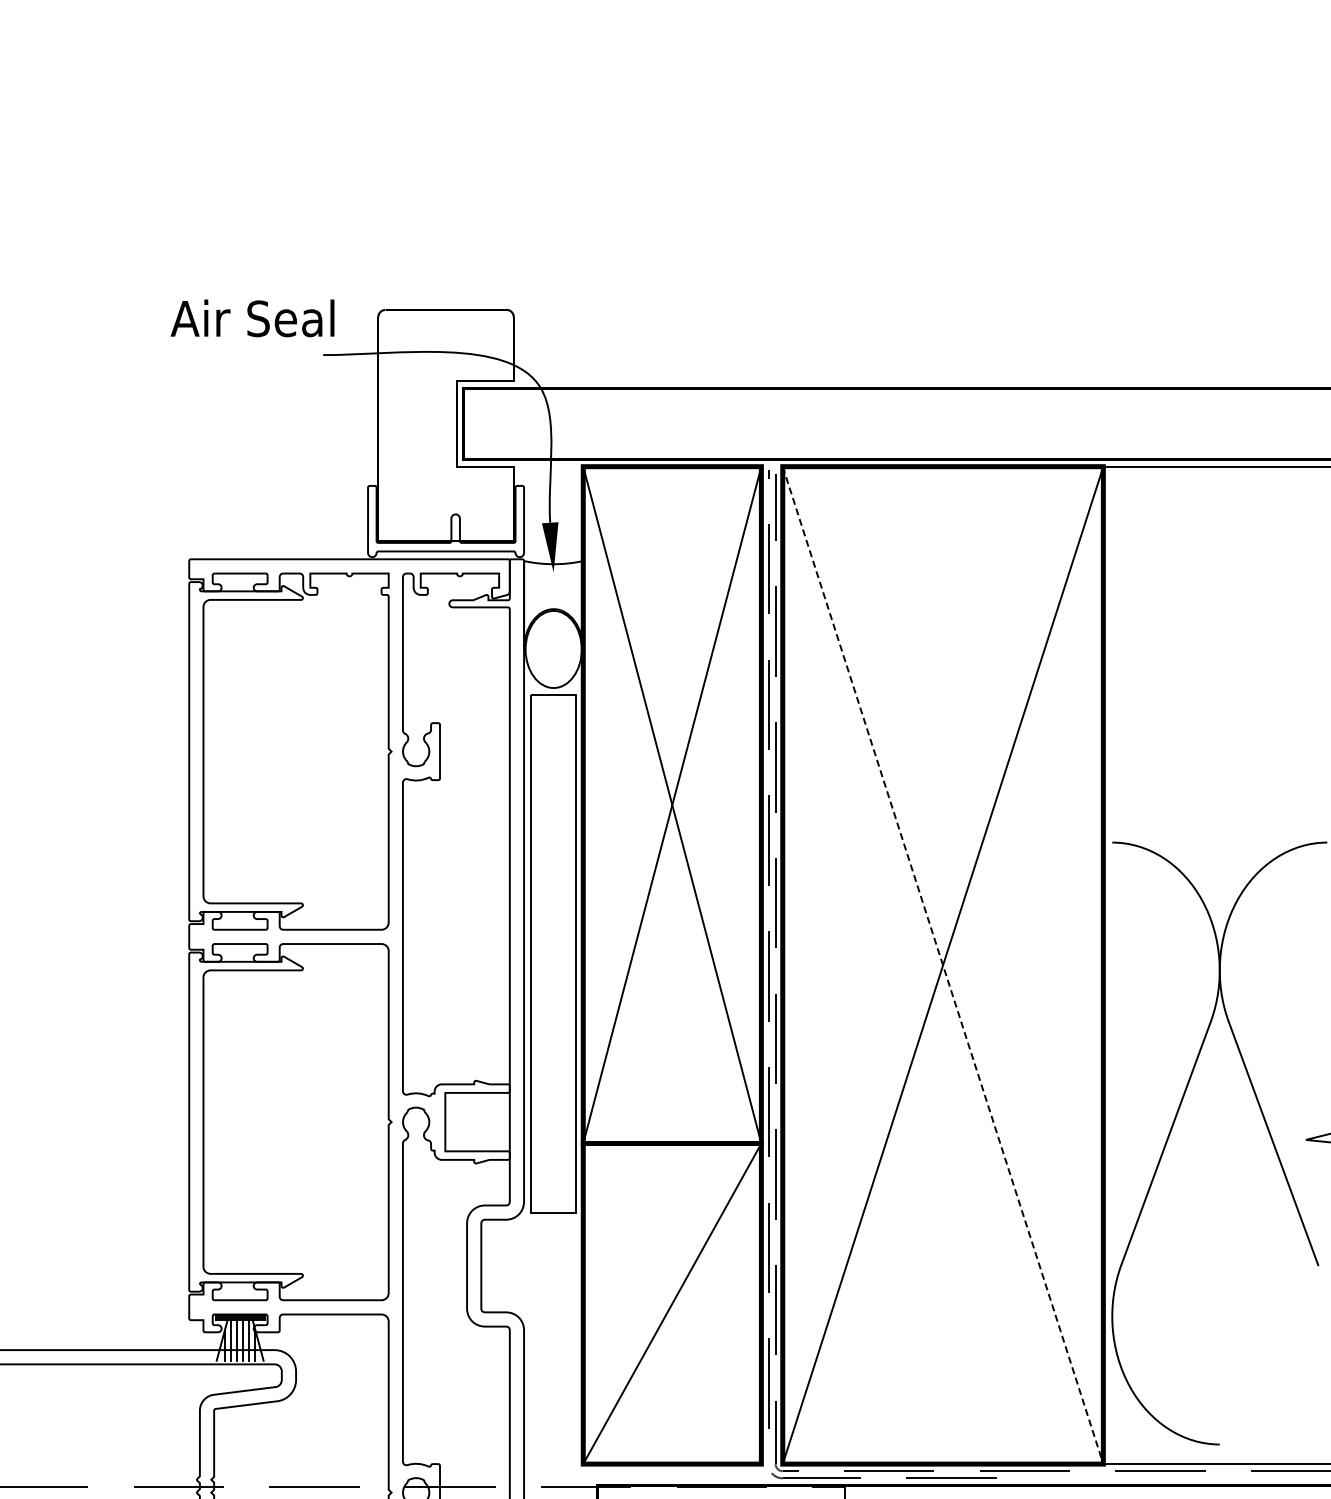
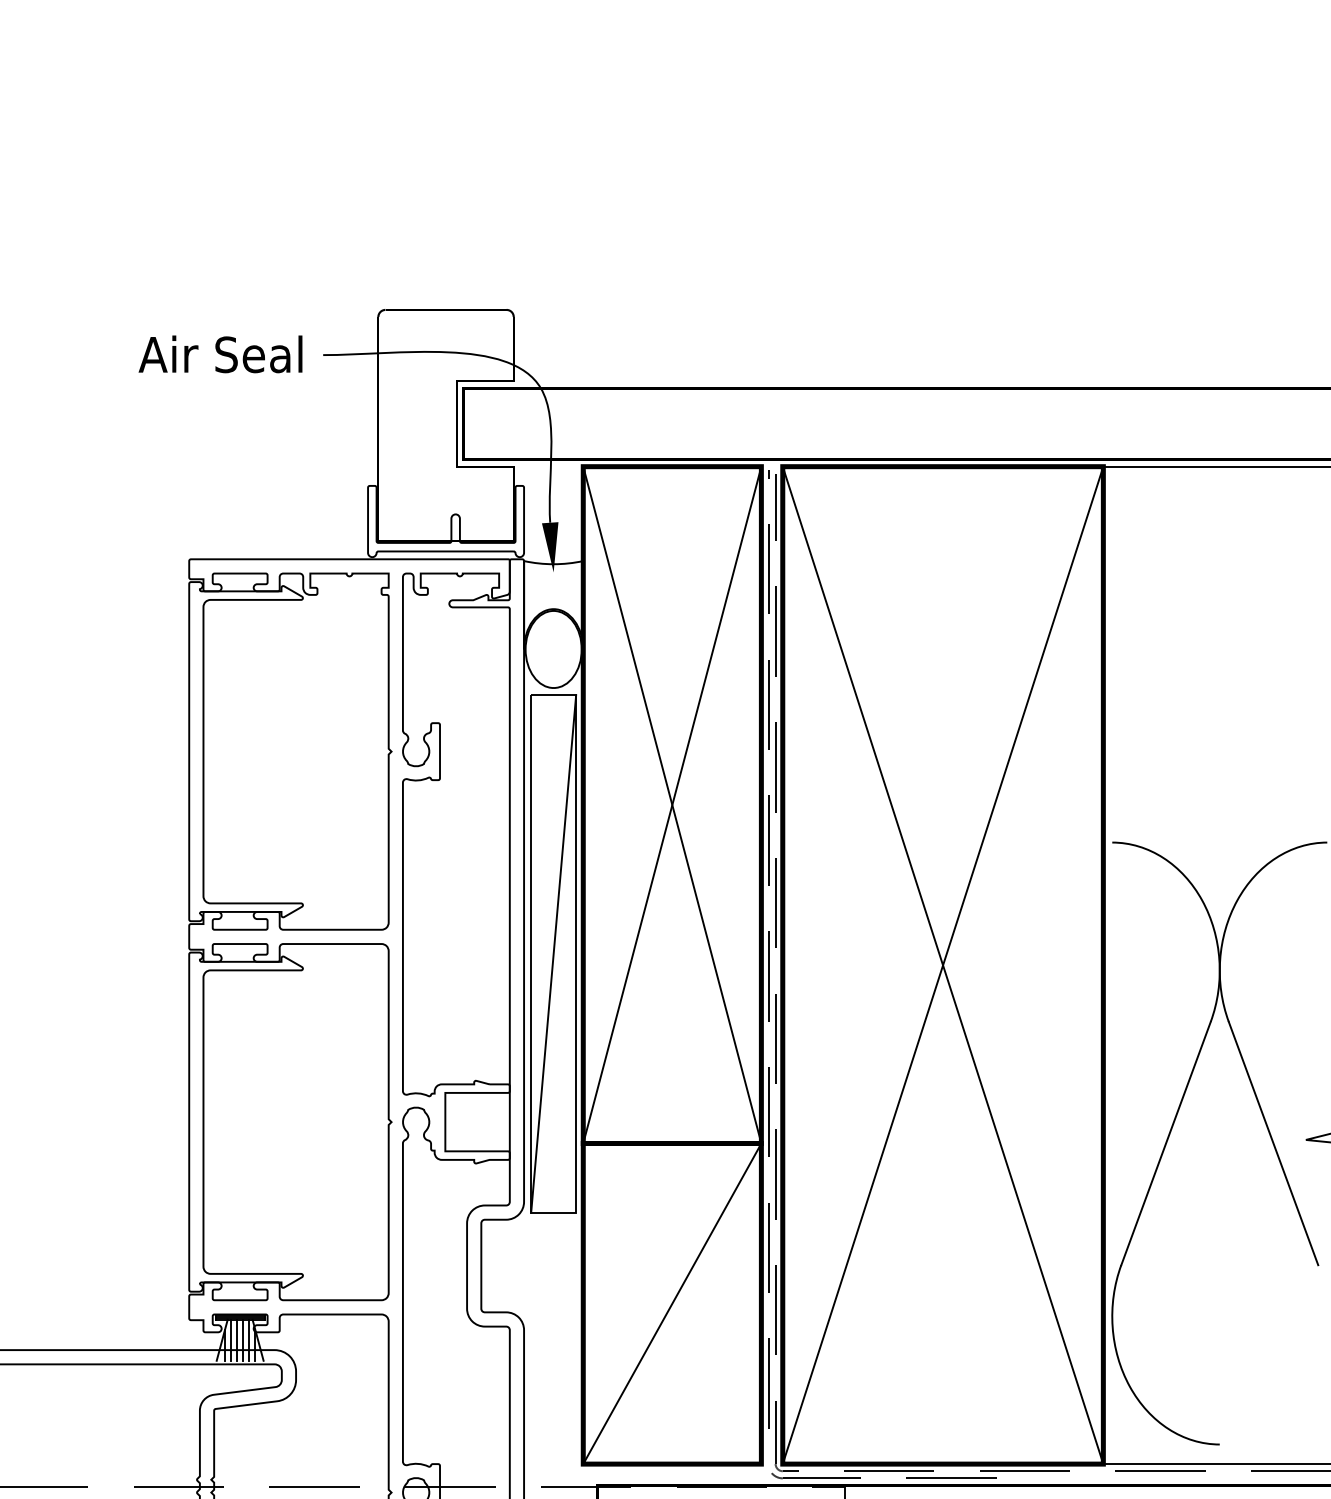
text position: (252, 318) -> (220, 354) (220, 354)
line: none -> present (553, 953)
line: dashed -> solid (943, 965)
